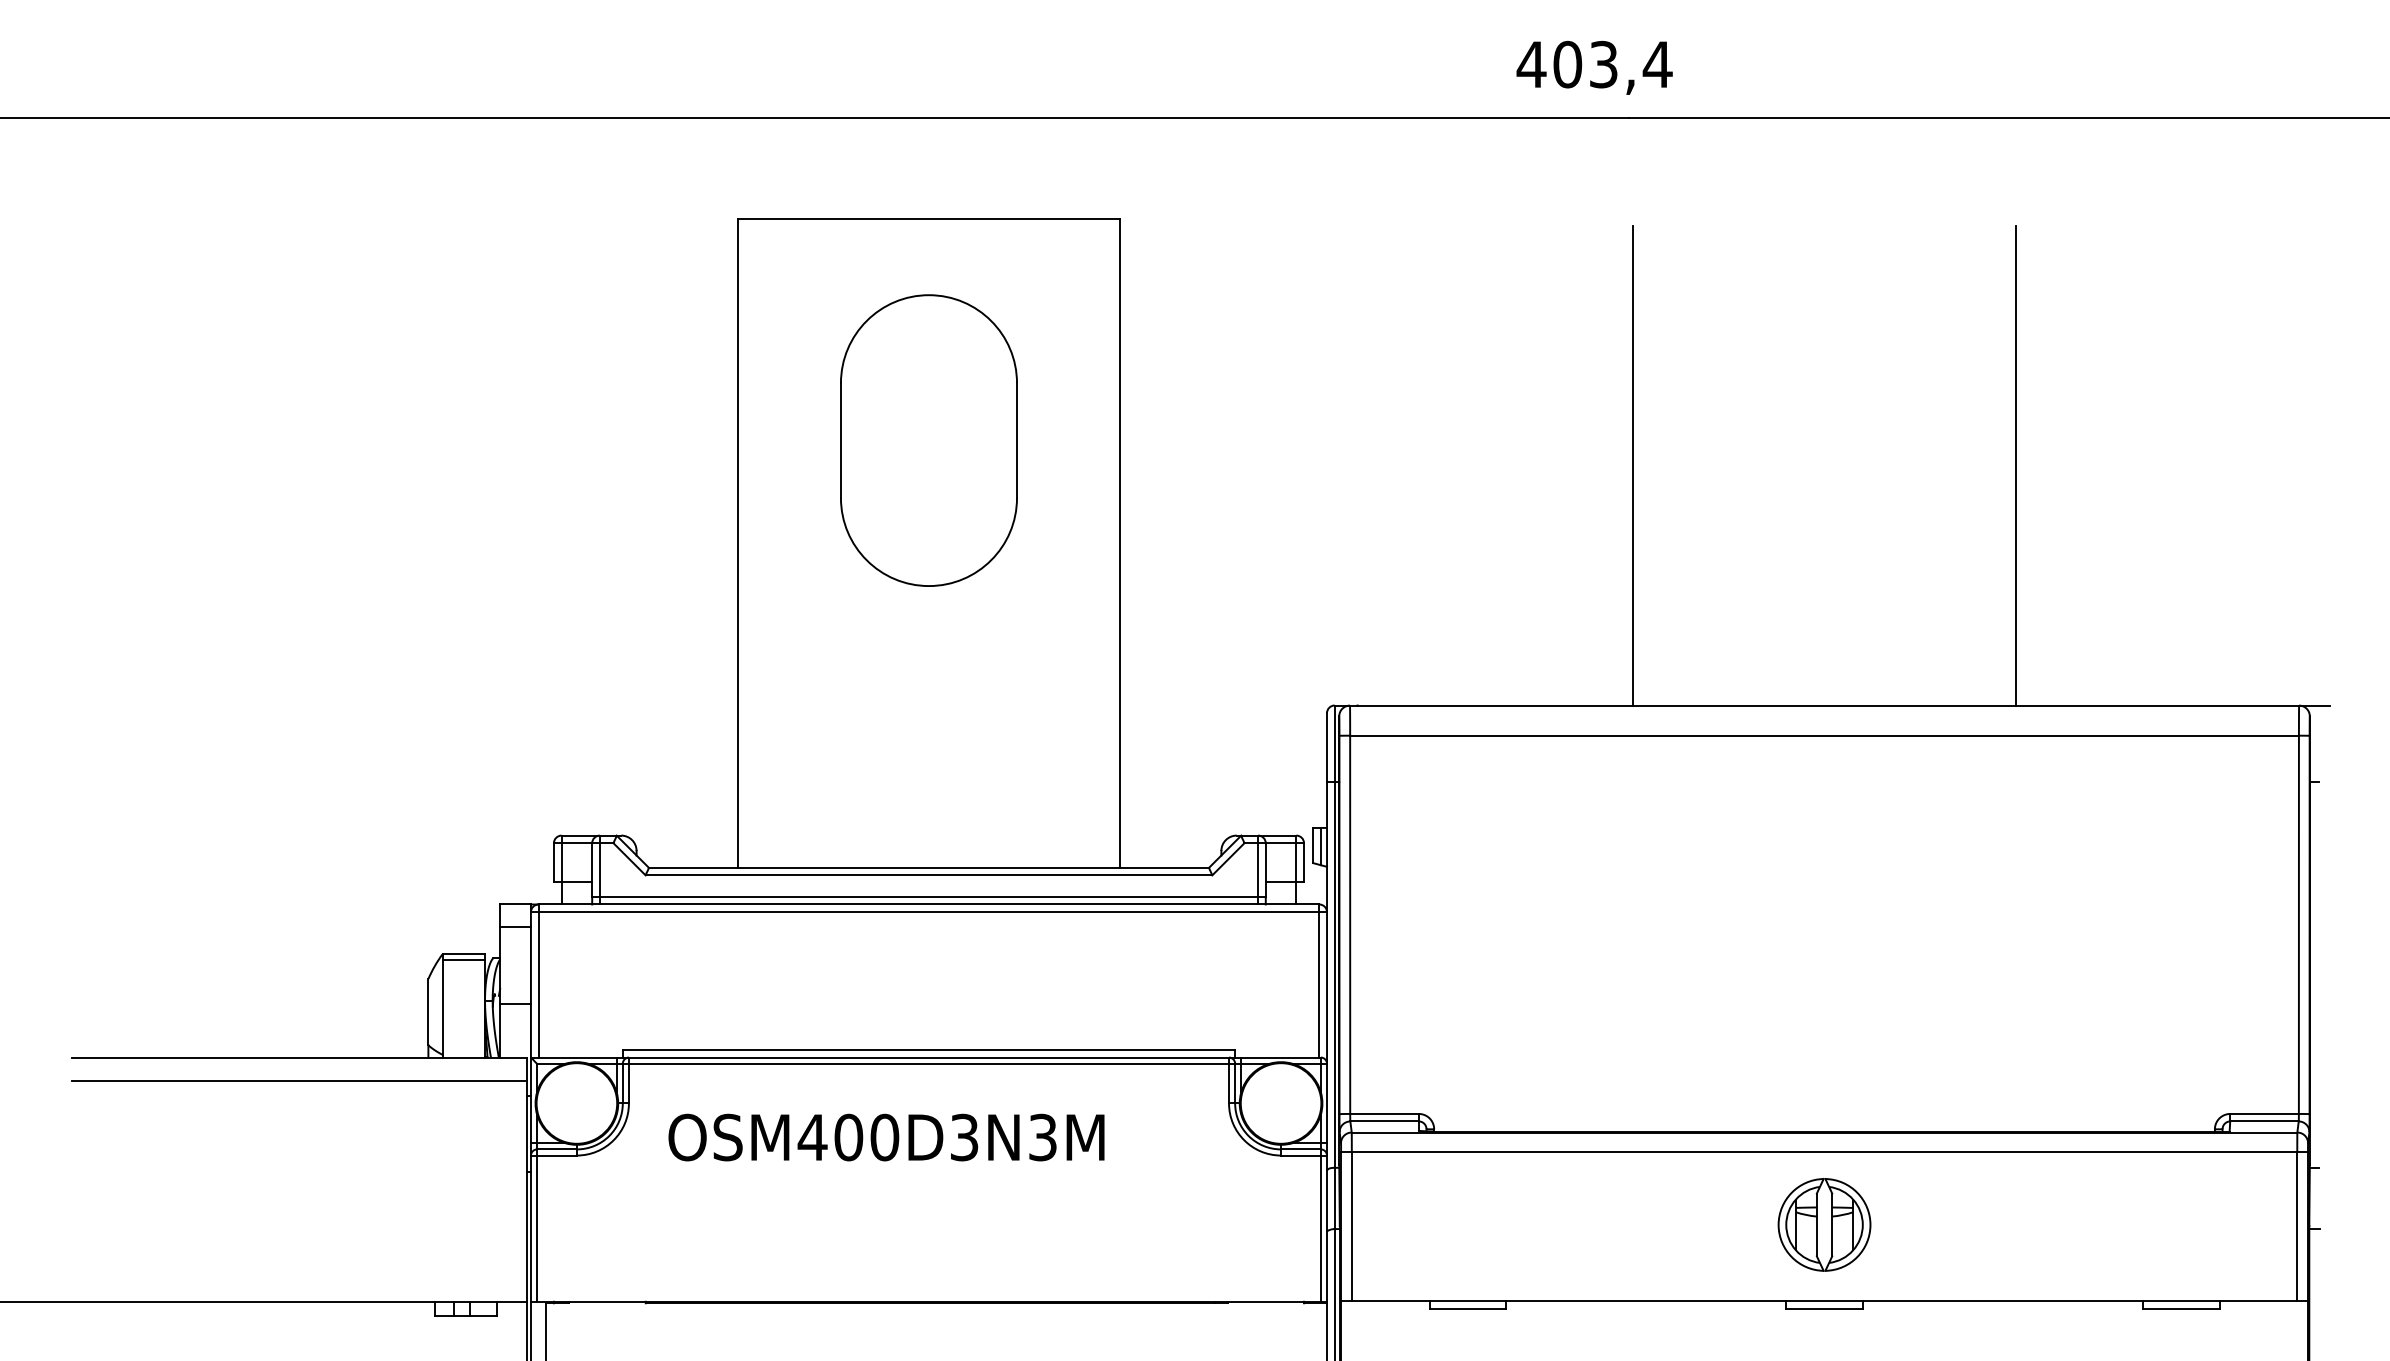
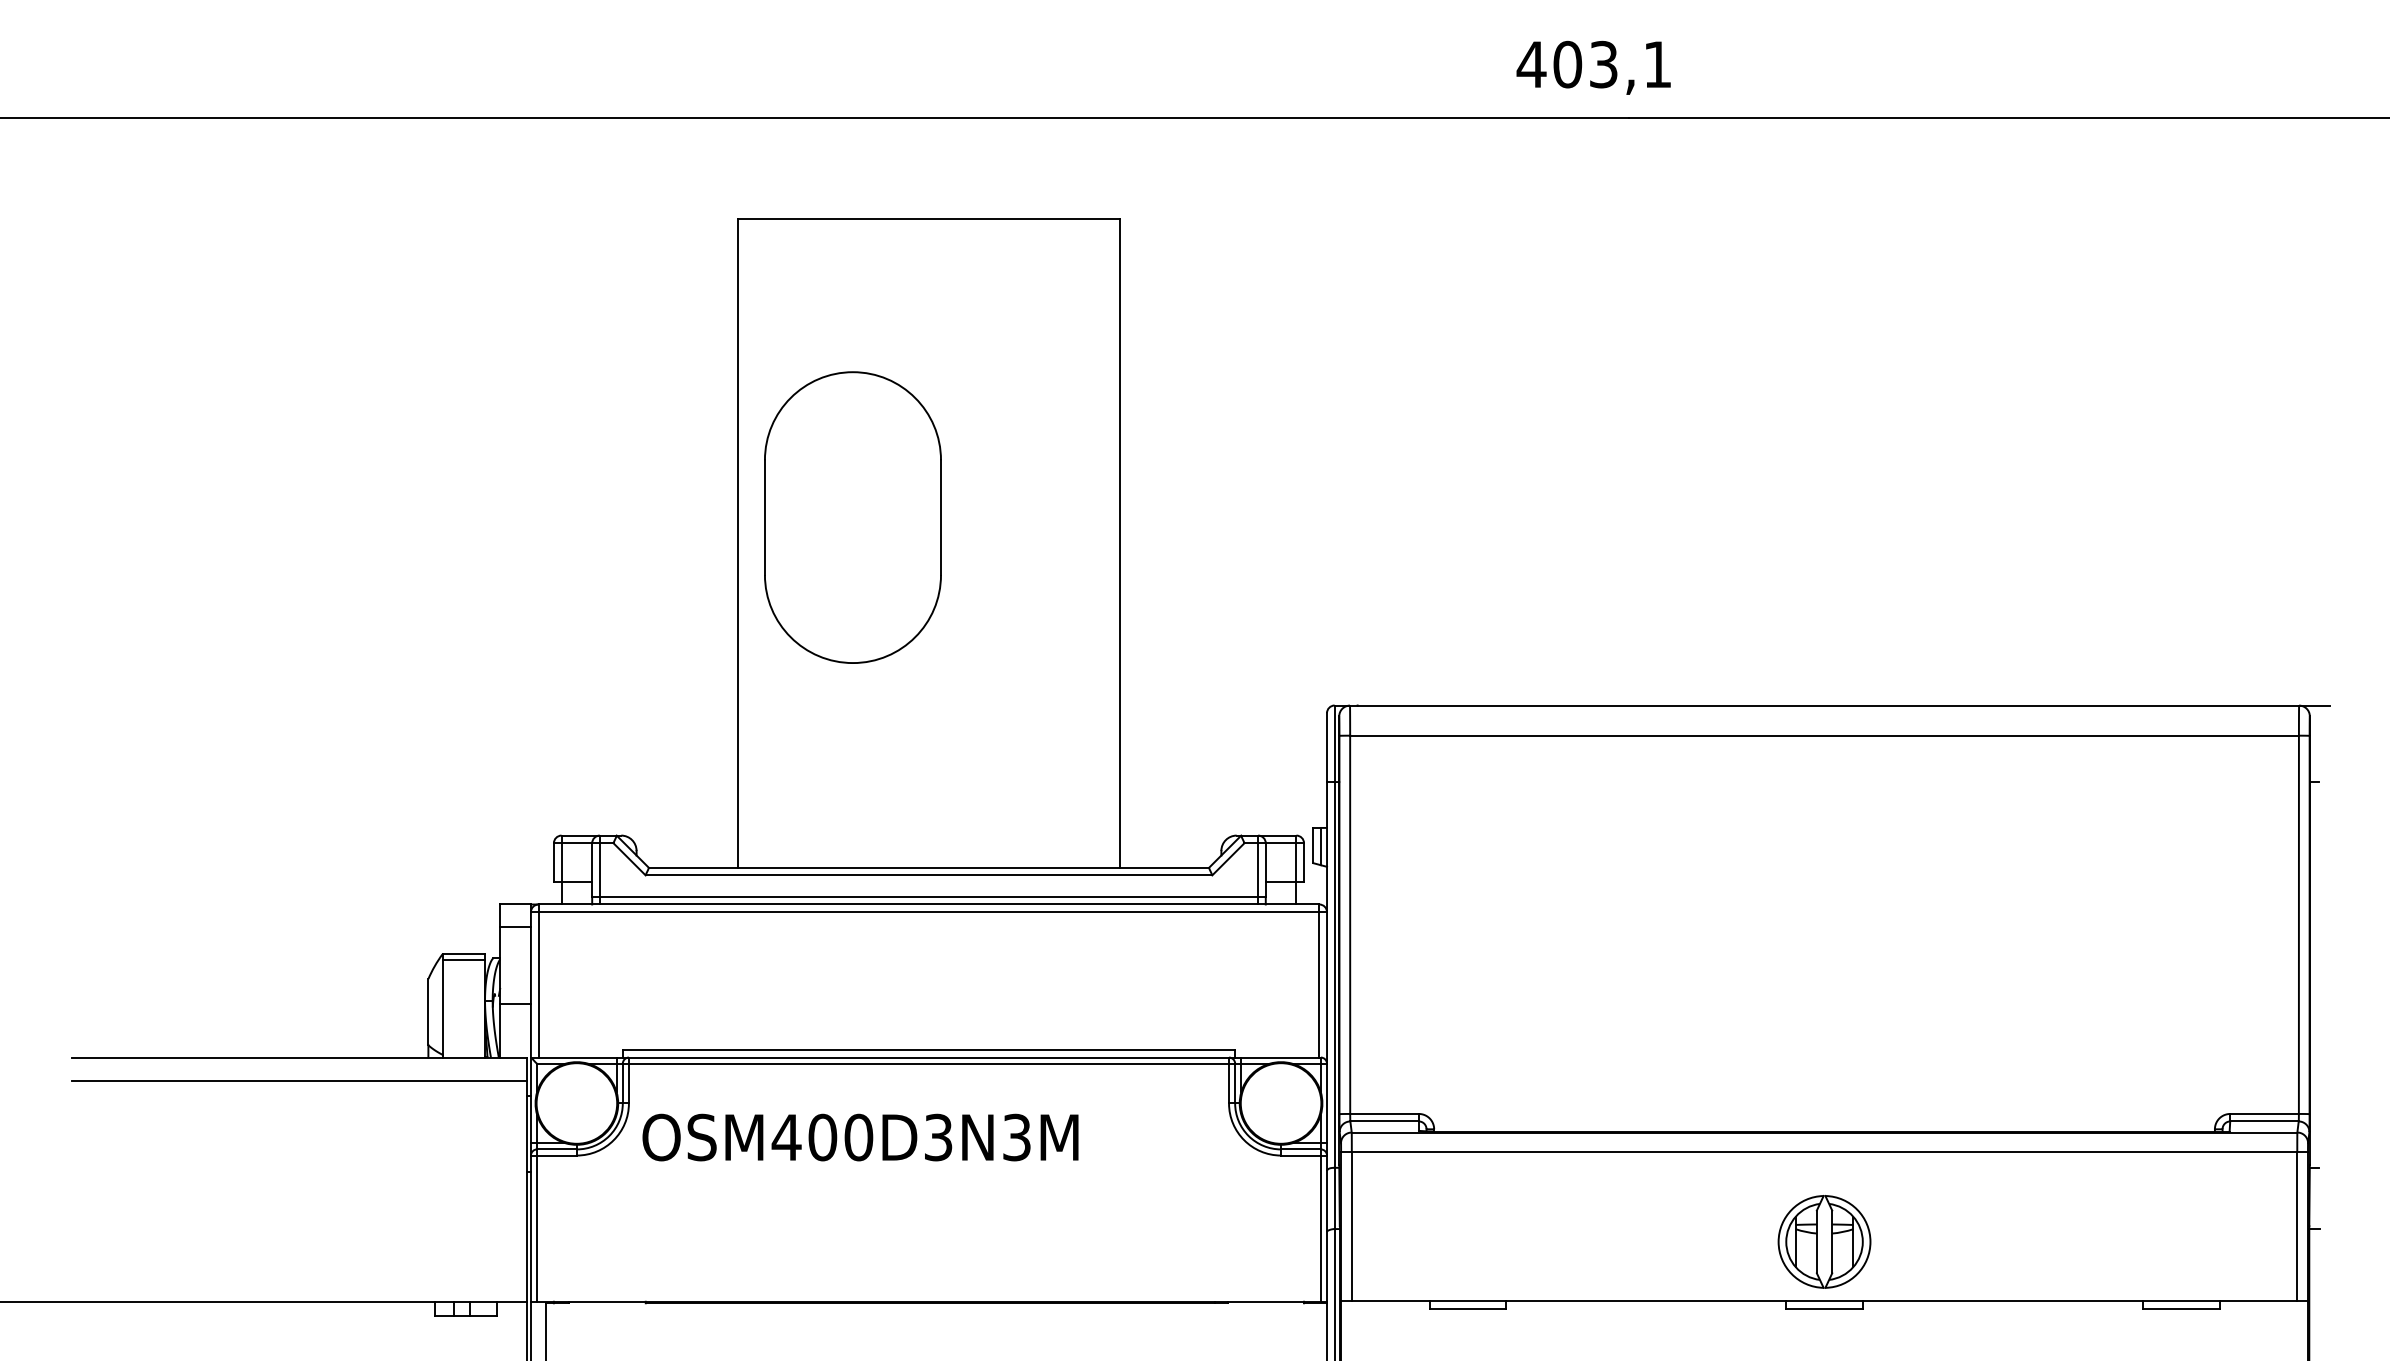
text: 403,4 -> 403,1 (1657, 64)
part position: (928, 440) -> (852, 517) (852, 517)
line: present -> none (1633, 465)
line: present -> none (2015, 465)
text position: (886, 1137) -> (860, 1137) (860, 1137)
part position: (1824, 1224) -> (1824, 1241) (1824, 1241)
